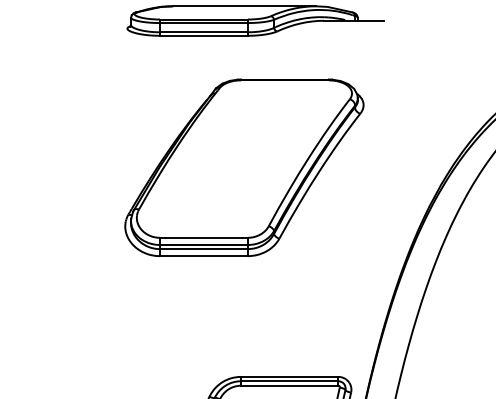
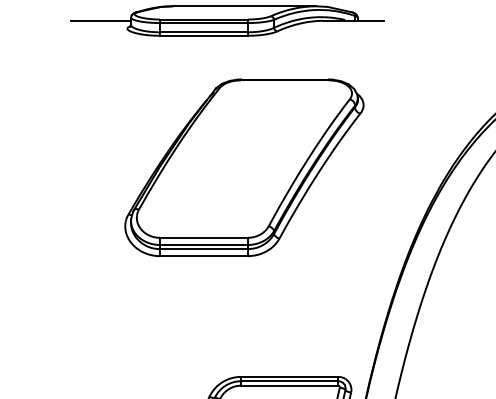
line: none -> present (100, 20)
